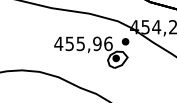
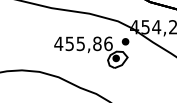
text: 455,96 -> 455,86 (97, 43)
